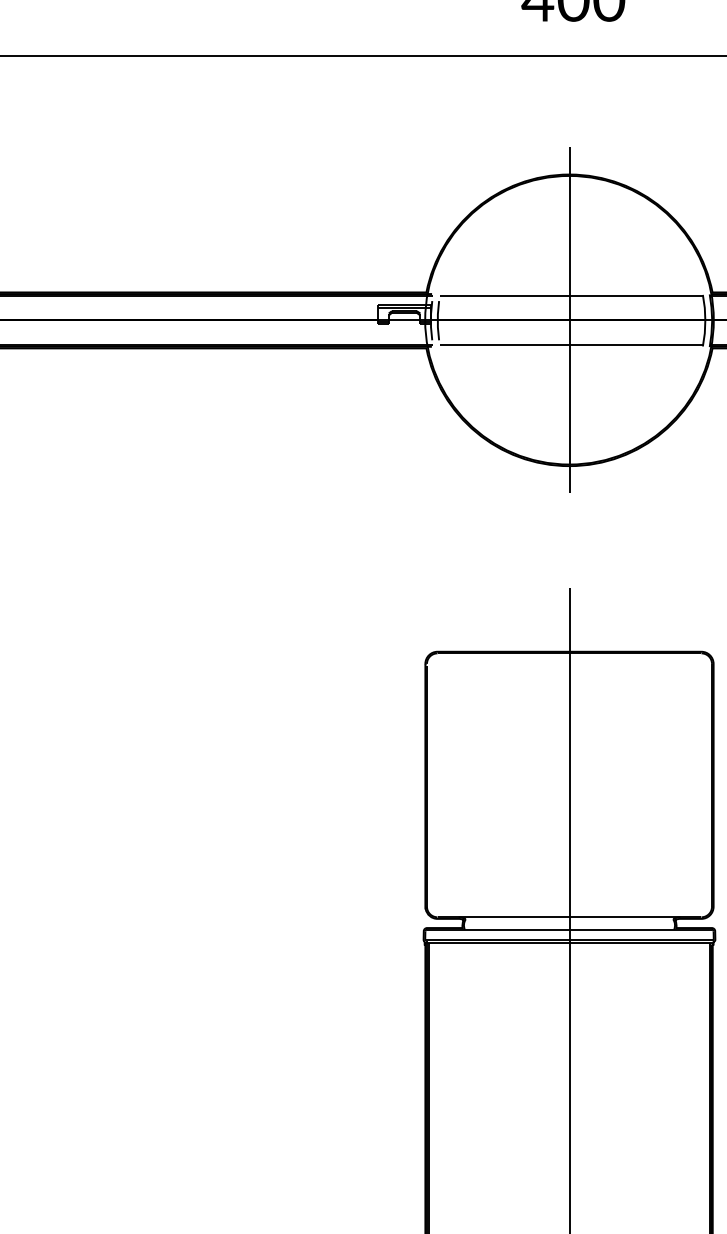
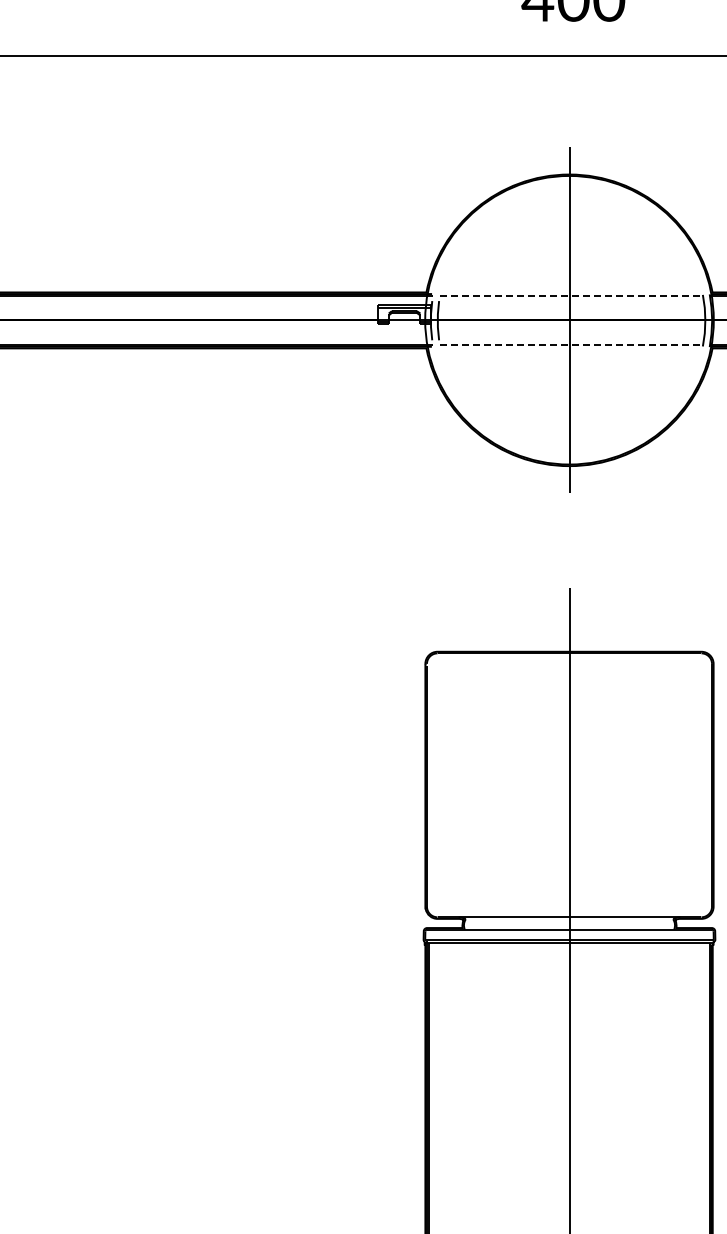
line: solid -> dashed (572, 295)
line: solid -> dashed (572, 345)
